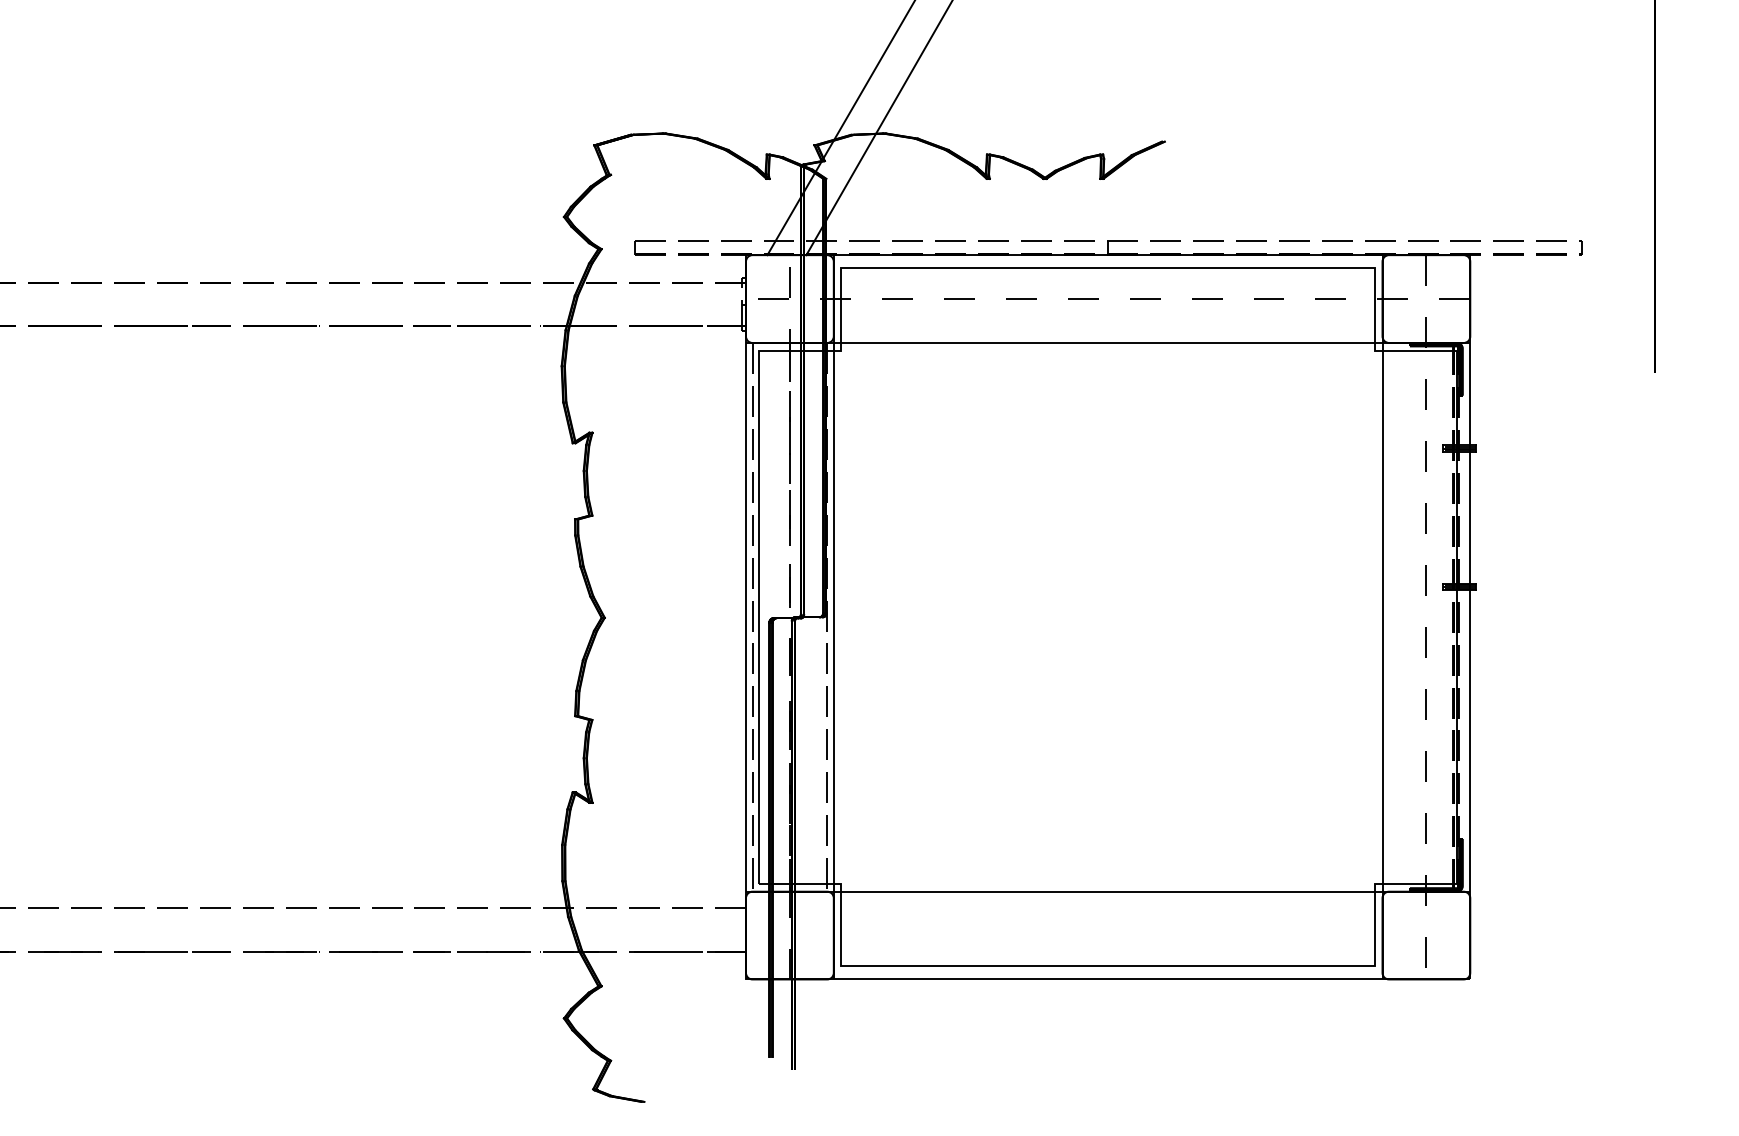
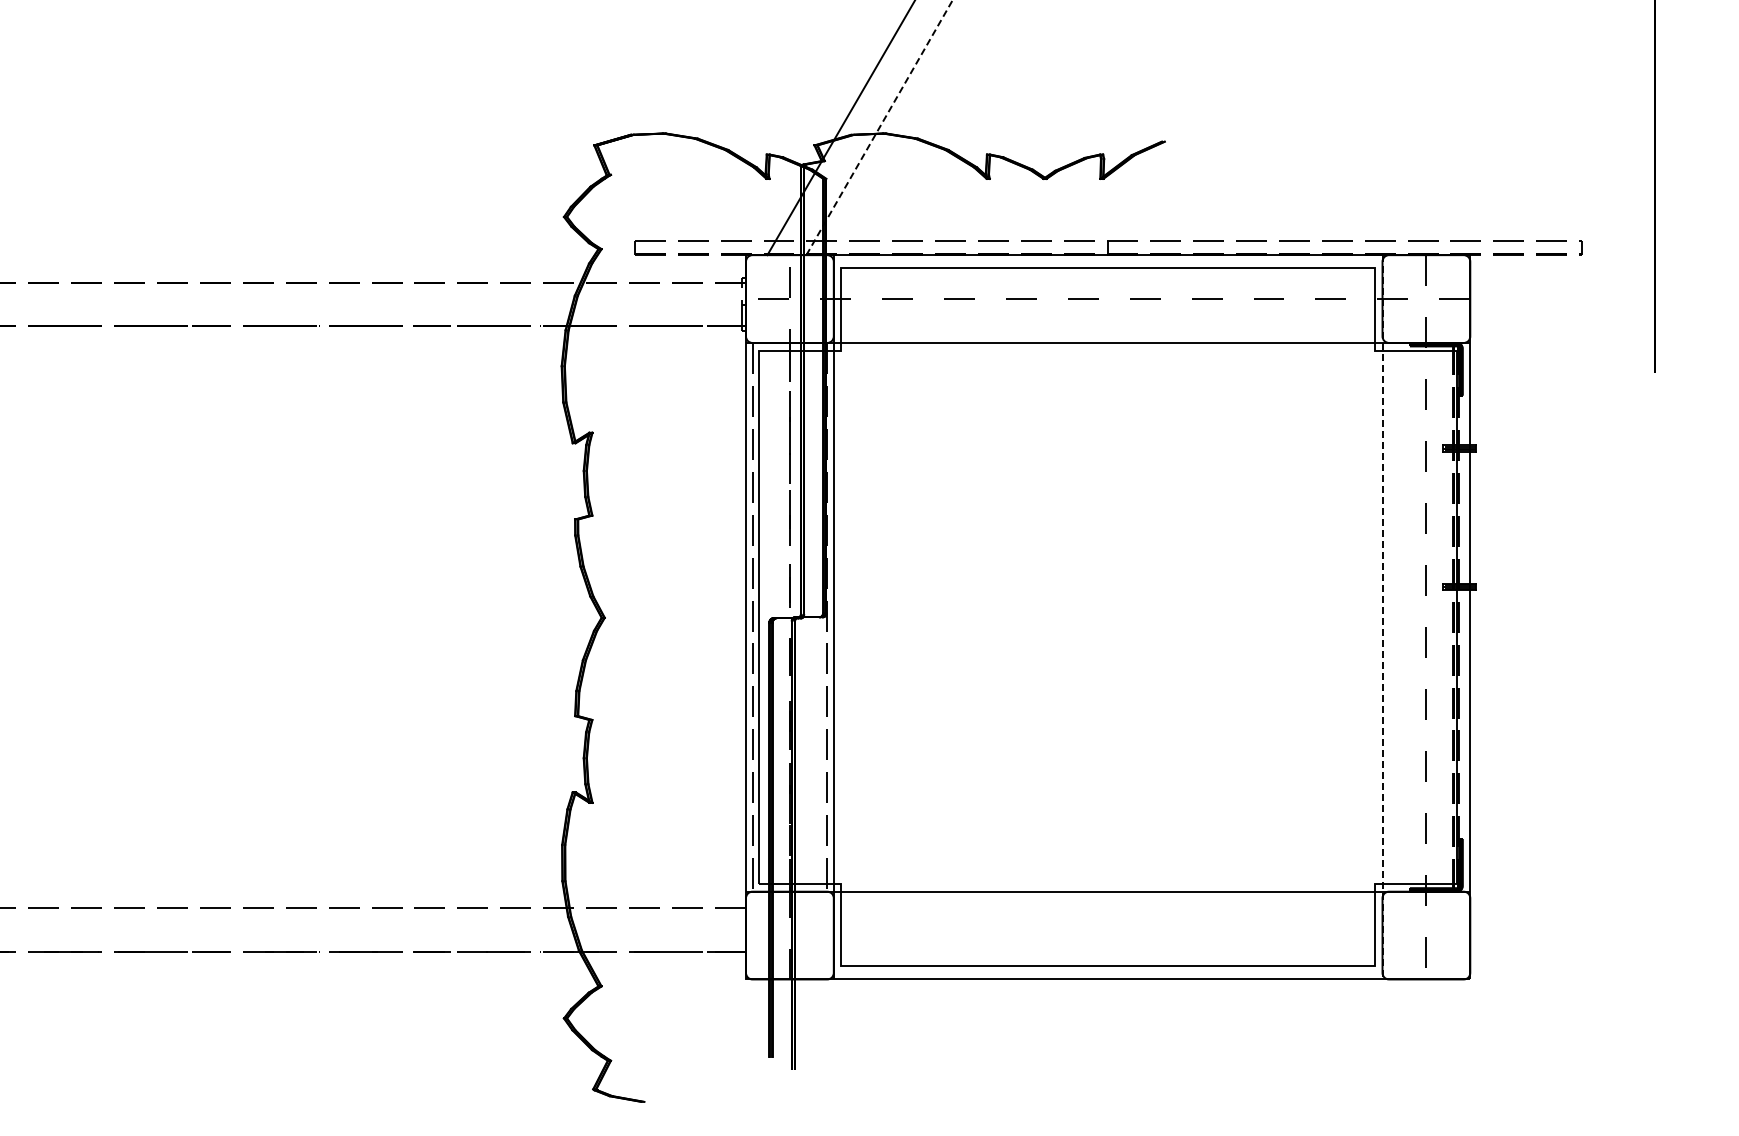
line: solid -> dashed (879, 127)
line: solid -> dashed (1382, 617)
